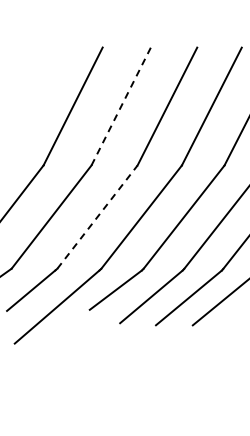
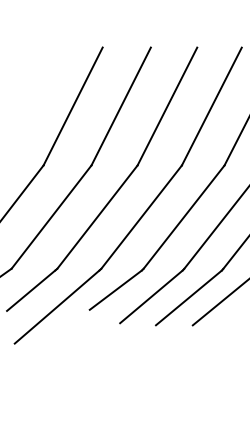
line: dashed -> solid (121, 106)
line: dashed -> solid (97, 216)
